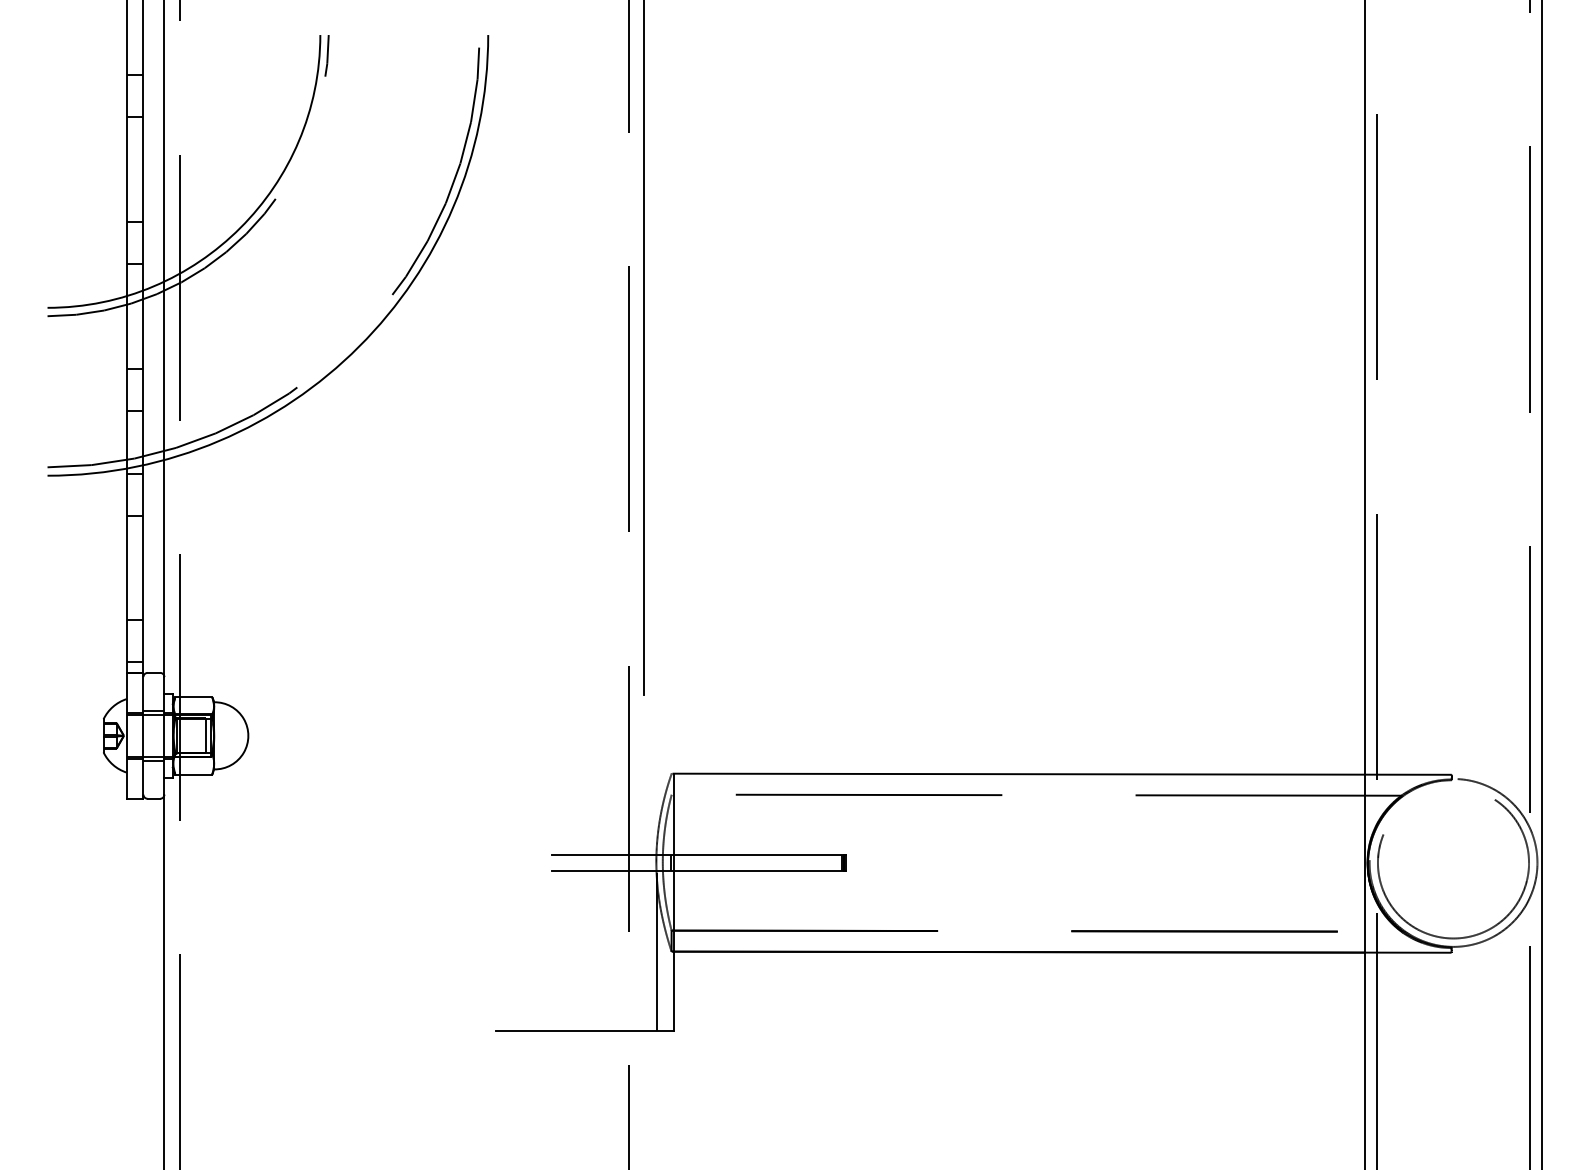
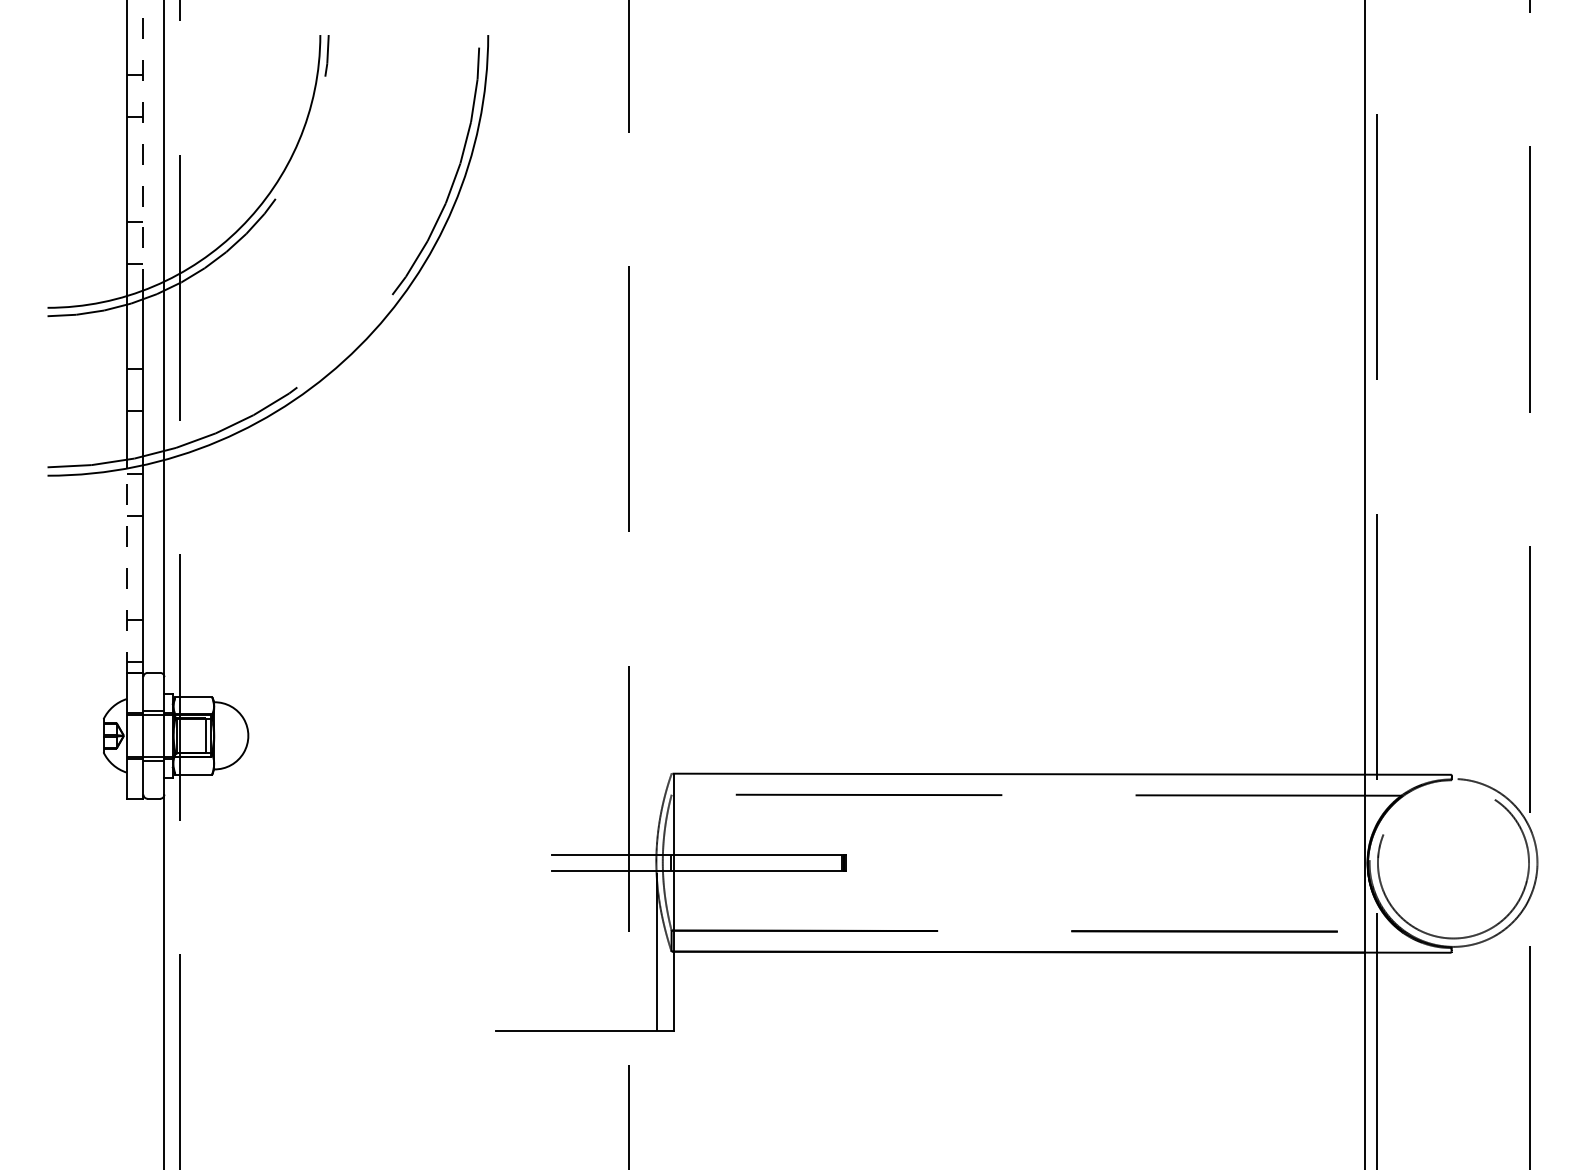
line: solid -> dashed (143, 145)
line: present -> none (644, 348)
line: solid -> dashed (126, 570)
line: present -> none (1542, 584)
